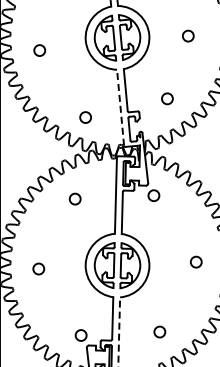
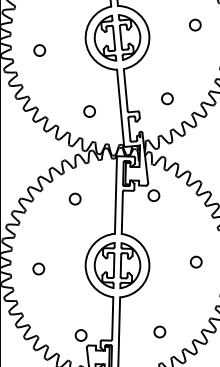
circle position: (188, 35) -> (195, 24) (195, 24)
line: dashed -> solid (120, 107)
circle position: (85, 117) -> (89, 111) (89, 111)
line: dashed -> solid (119, 332)
